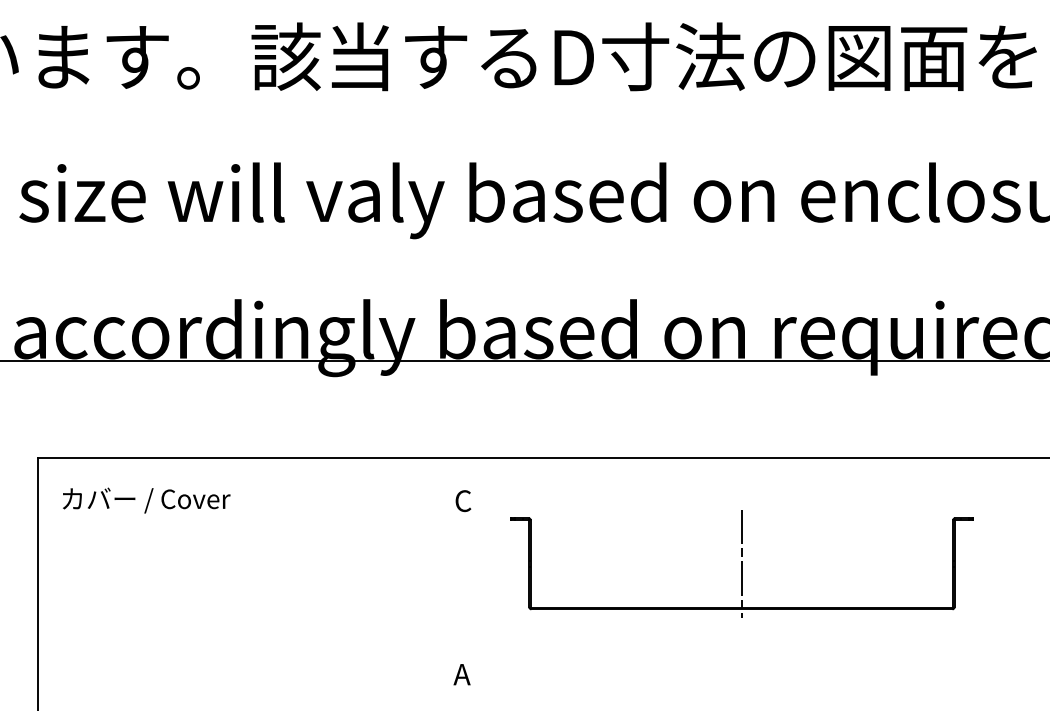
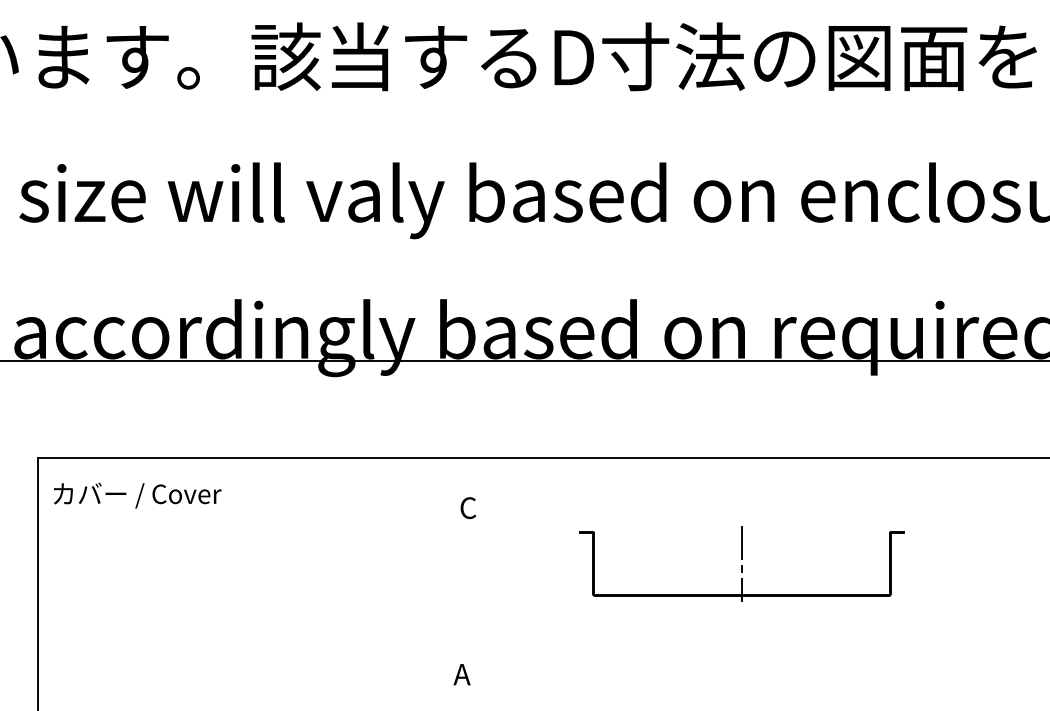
text position: (146, 500) -> (137, 495) (137, 495)
text position: (463, 501) -> (468, 508) (468, 508)
part size: 464x108 px -> 326x76 px (741, 563)
